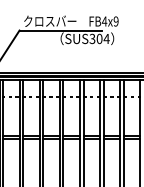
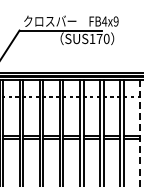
text: SUS304 -> SUS170 (99, 38)
line: solid -> dashed (140, 133)
